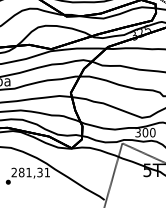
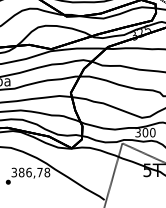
text: 281,31 -> 386,78 (30, 172)
